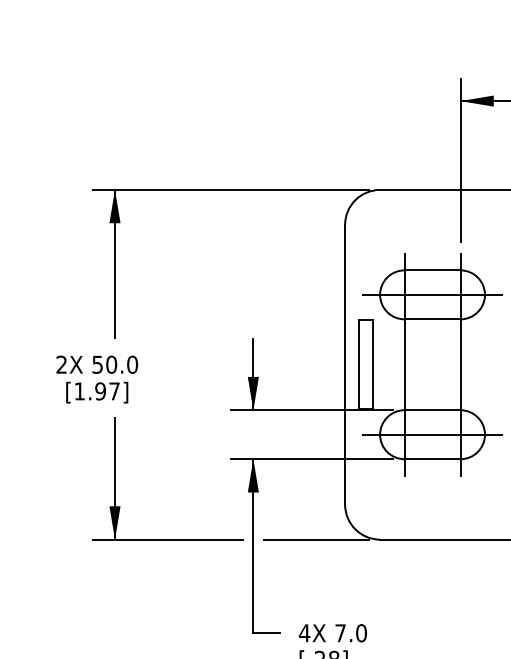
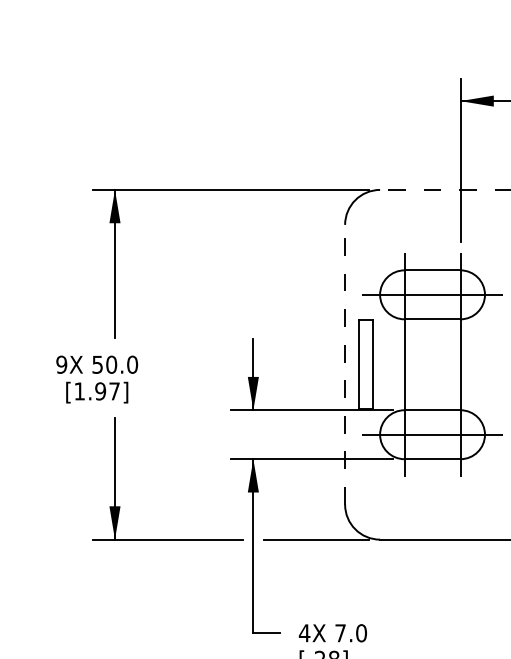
line: solid -> dashed (445, 189)
text: 2X -> 9X (61, 364)
line: solid -> dashed (345, 364)
